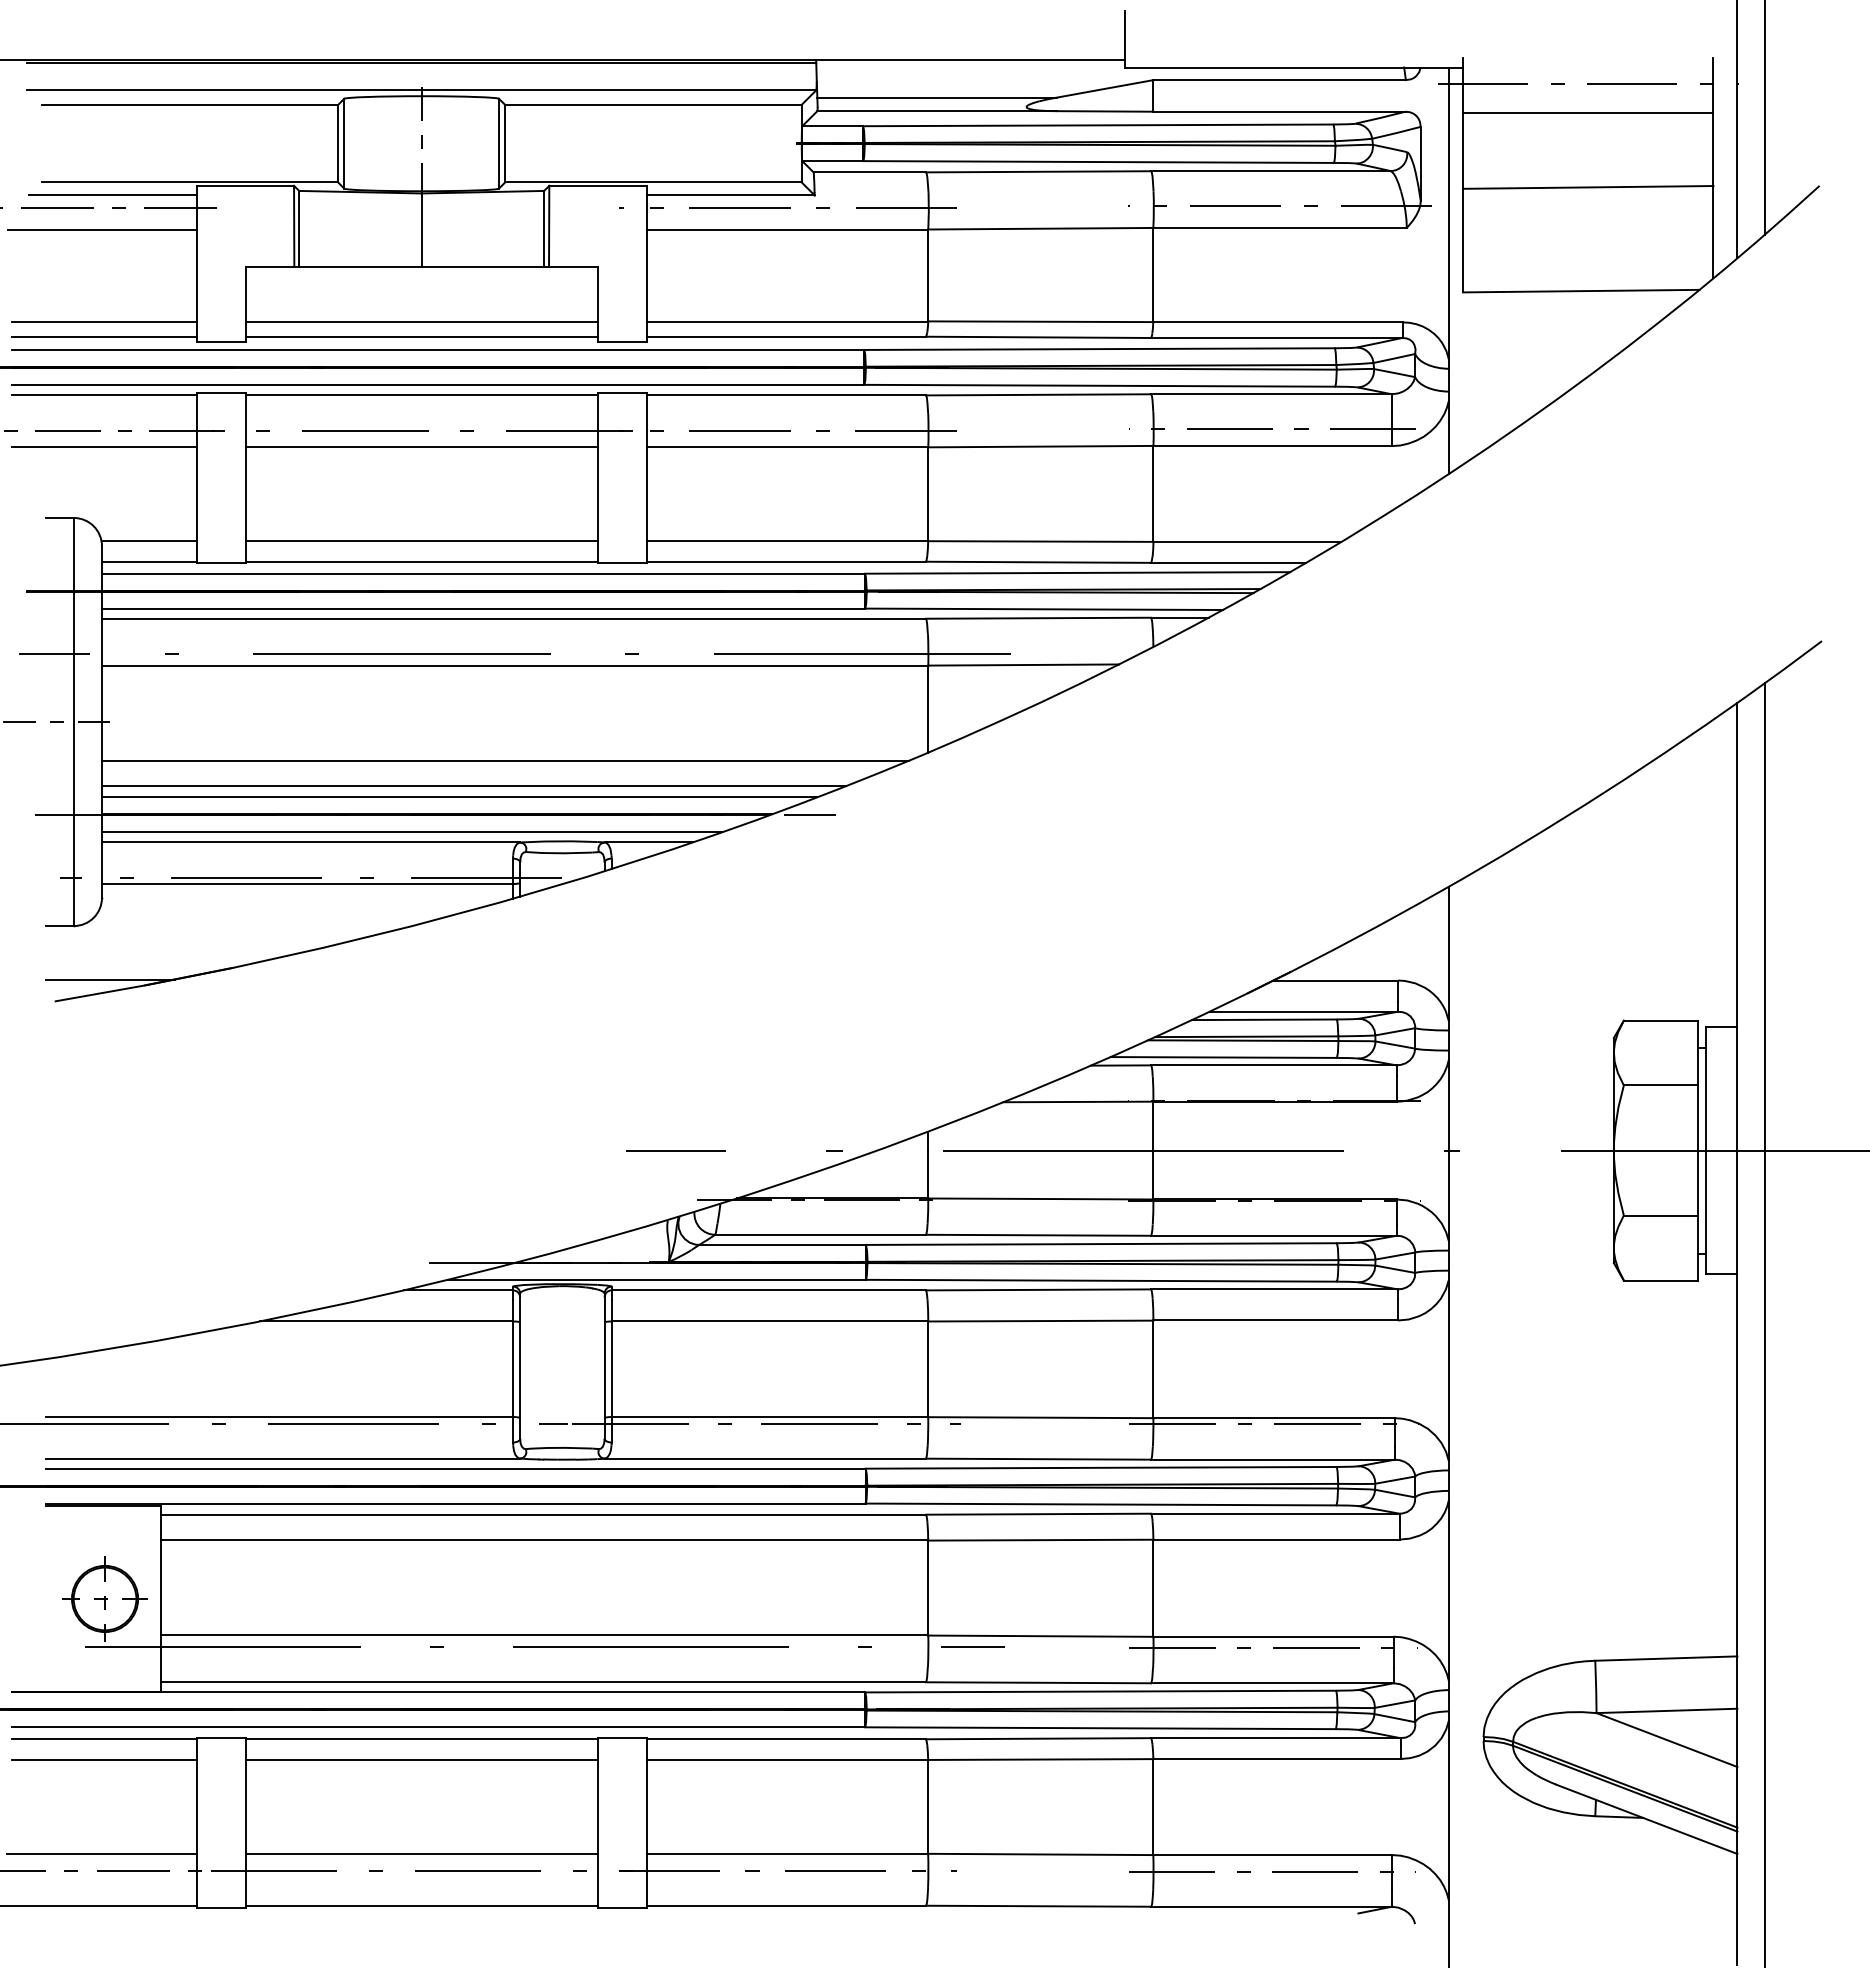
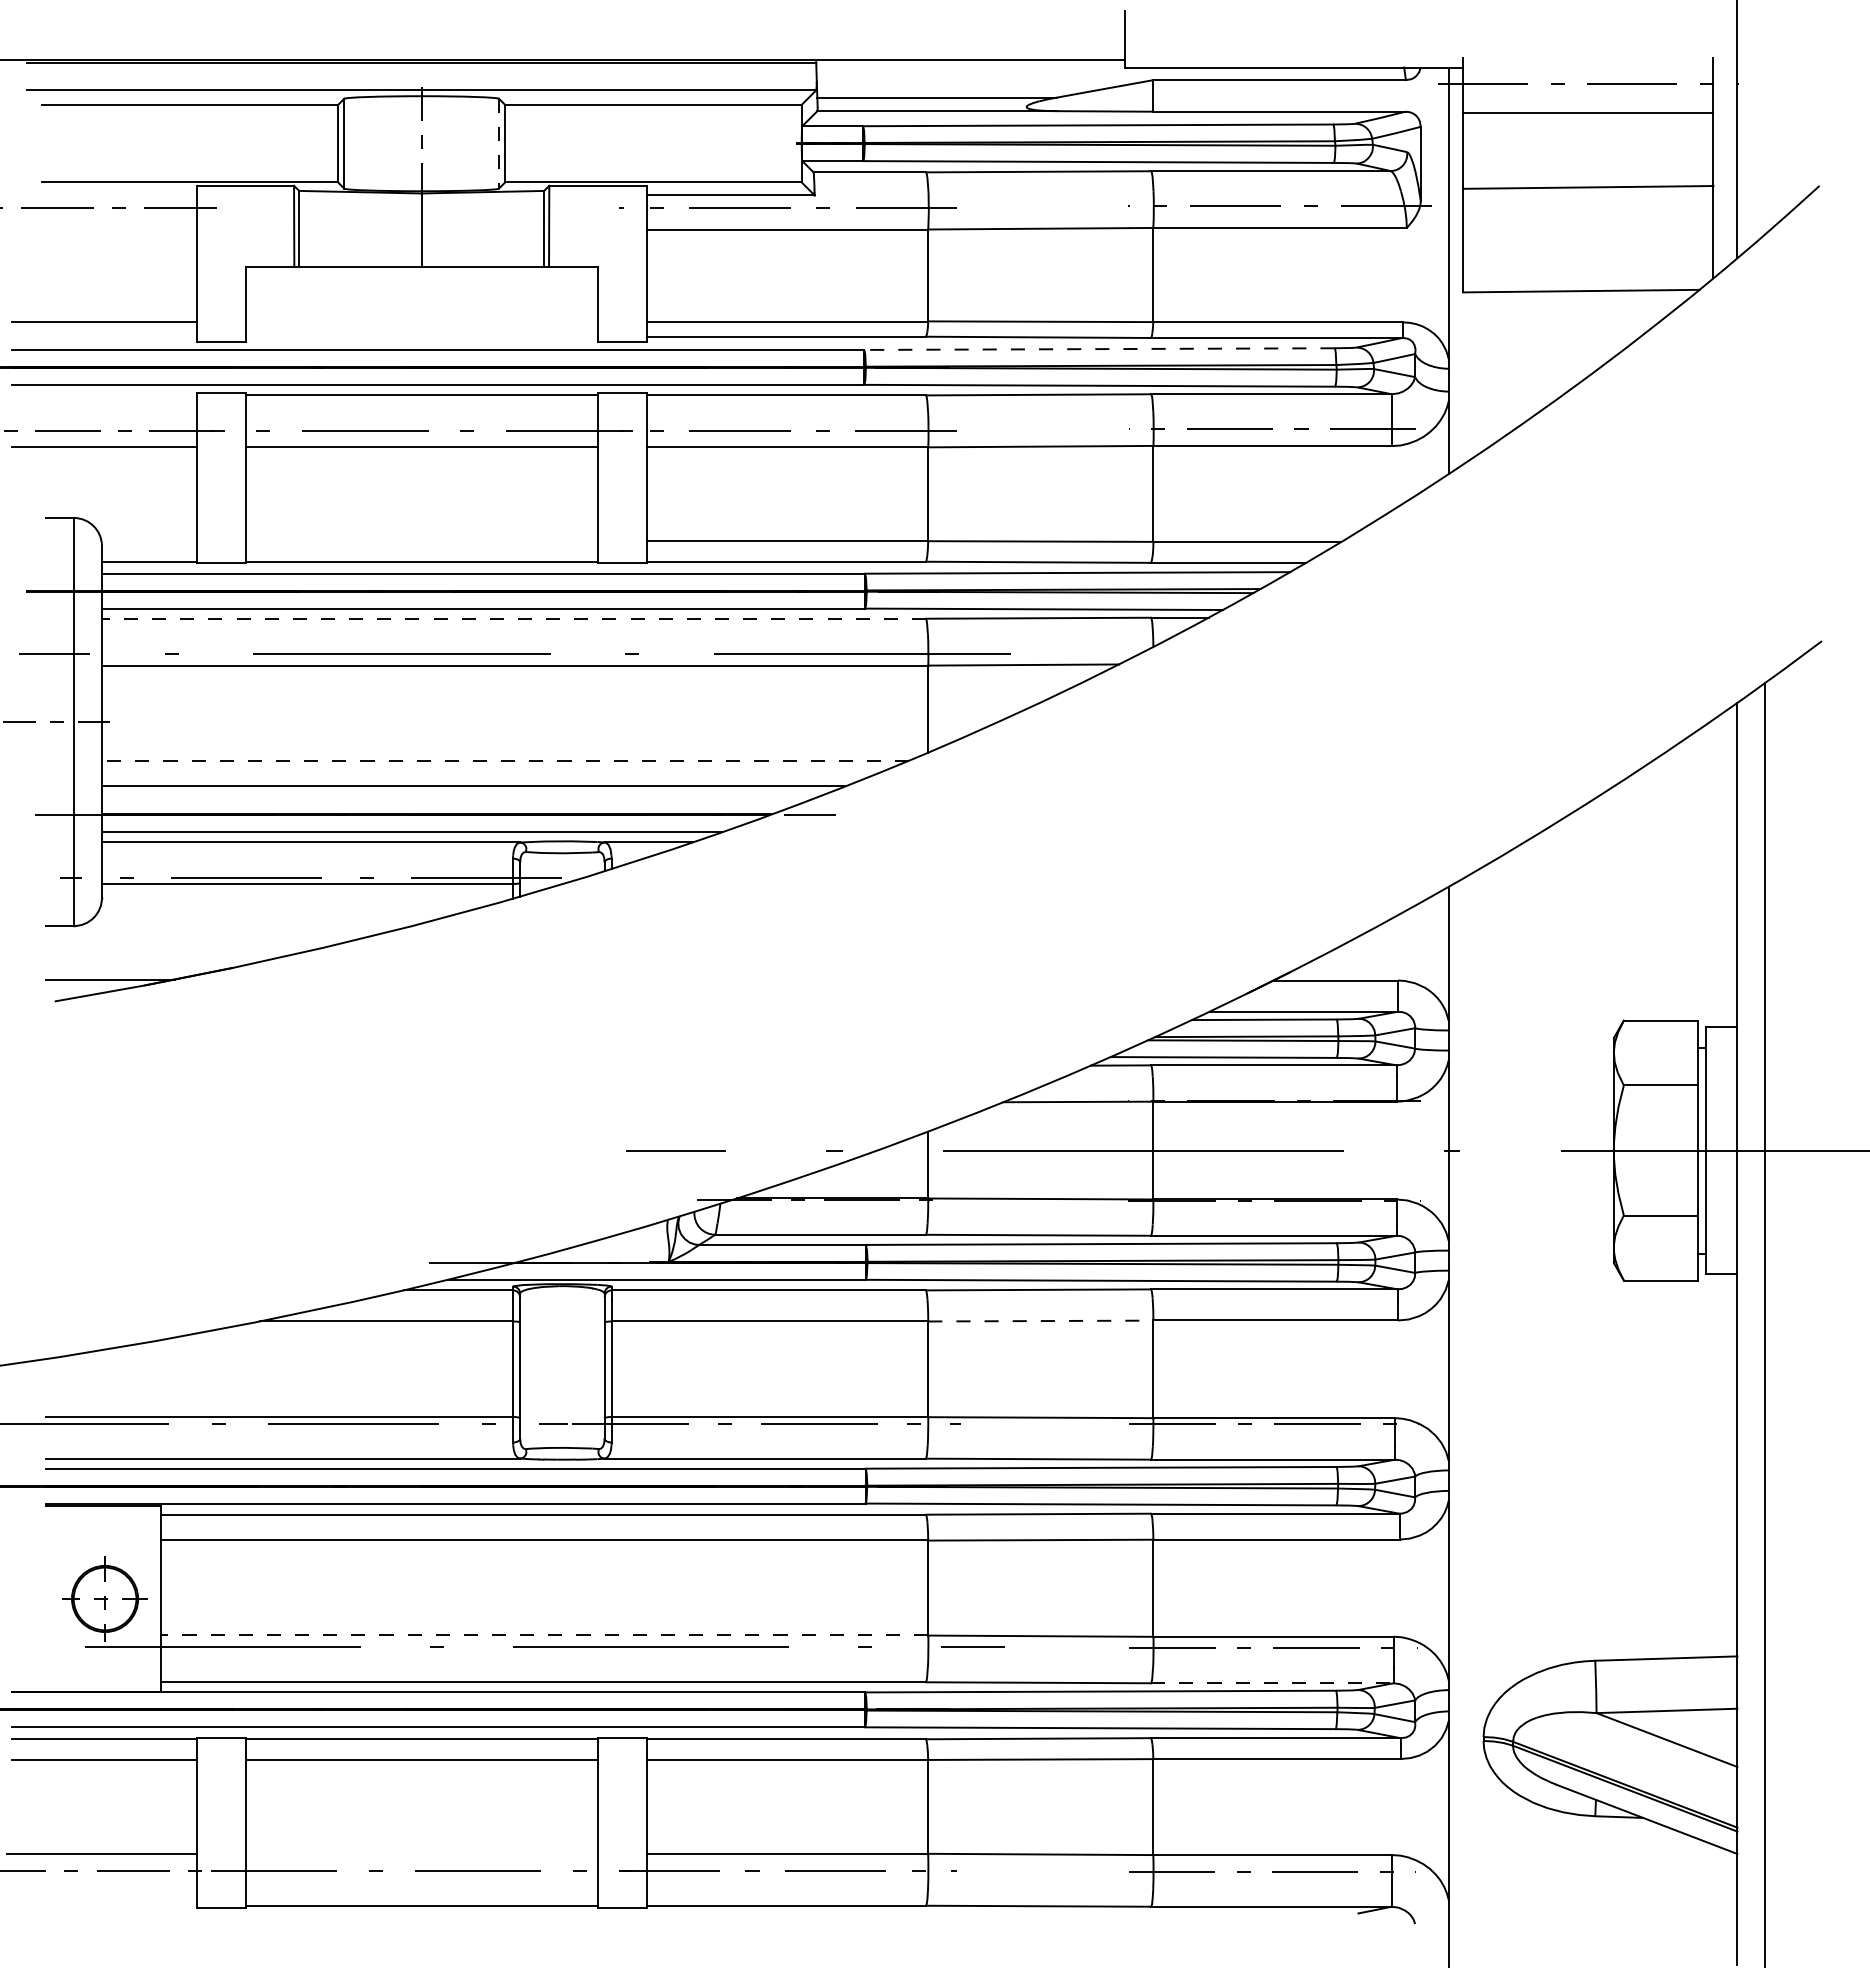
line: present -> none (1764, 118)
line: solid -> dashed (498, 143)
line: present -> none (112, 195)
line: present -> none (101, 229)
line: present -> none (421, 321)
line: present -> none (104, 336)
line: present -> none (421, 336)
line: solid -> dashed (1098, 349)
line: present -> none (104, 395)
line: present -> none (148, 541)
line: present -> none (421, 541)
line: solid -> dashed (513, 618)
line: solid -> dashed (505, 760)
line: present -> none (459, 797)
line: solid -> dashed (1040, 1321)
line: solid -> dashed (544, 1635)
line: solid -> dashed (1272, 1683)
line: present -> none (421, 1853)
line: present -> none (99, 1905)
